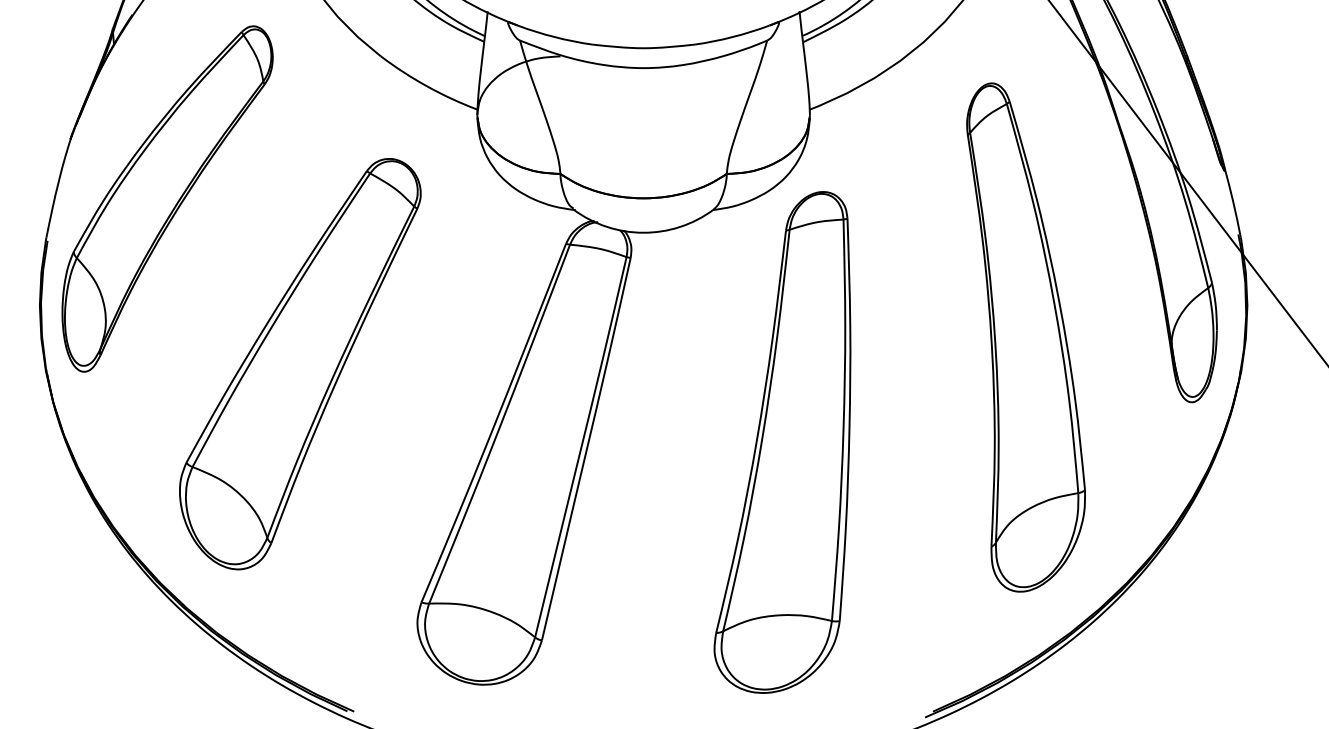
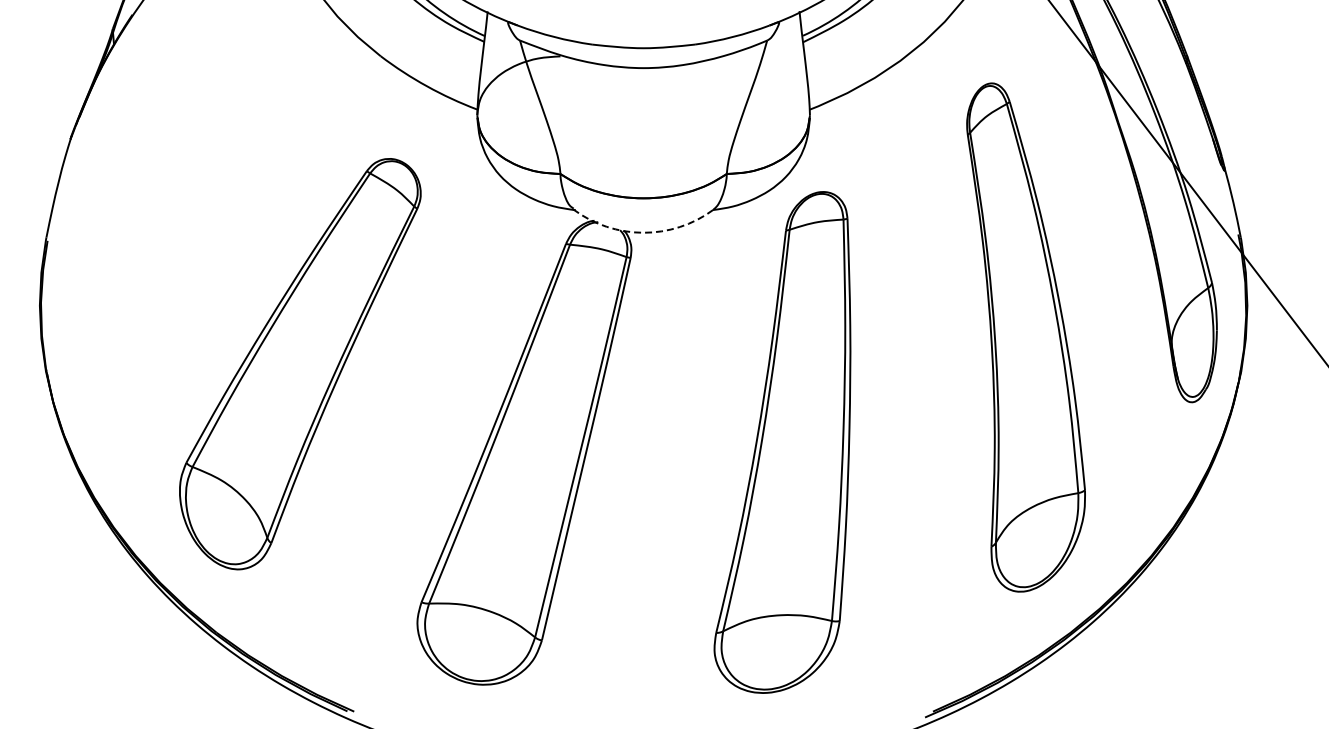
part: present -> none (167, 198)
arc: solid -> dashed (643, 232)
